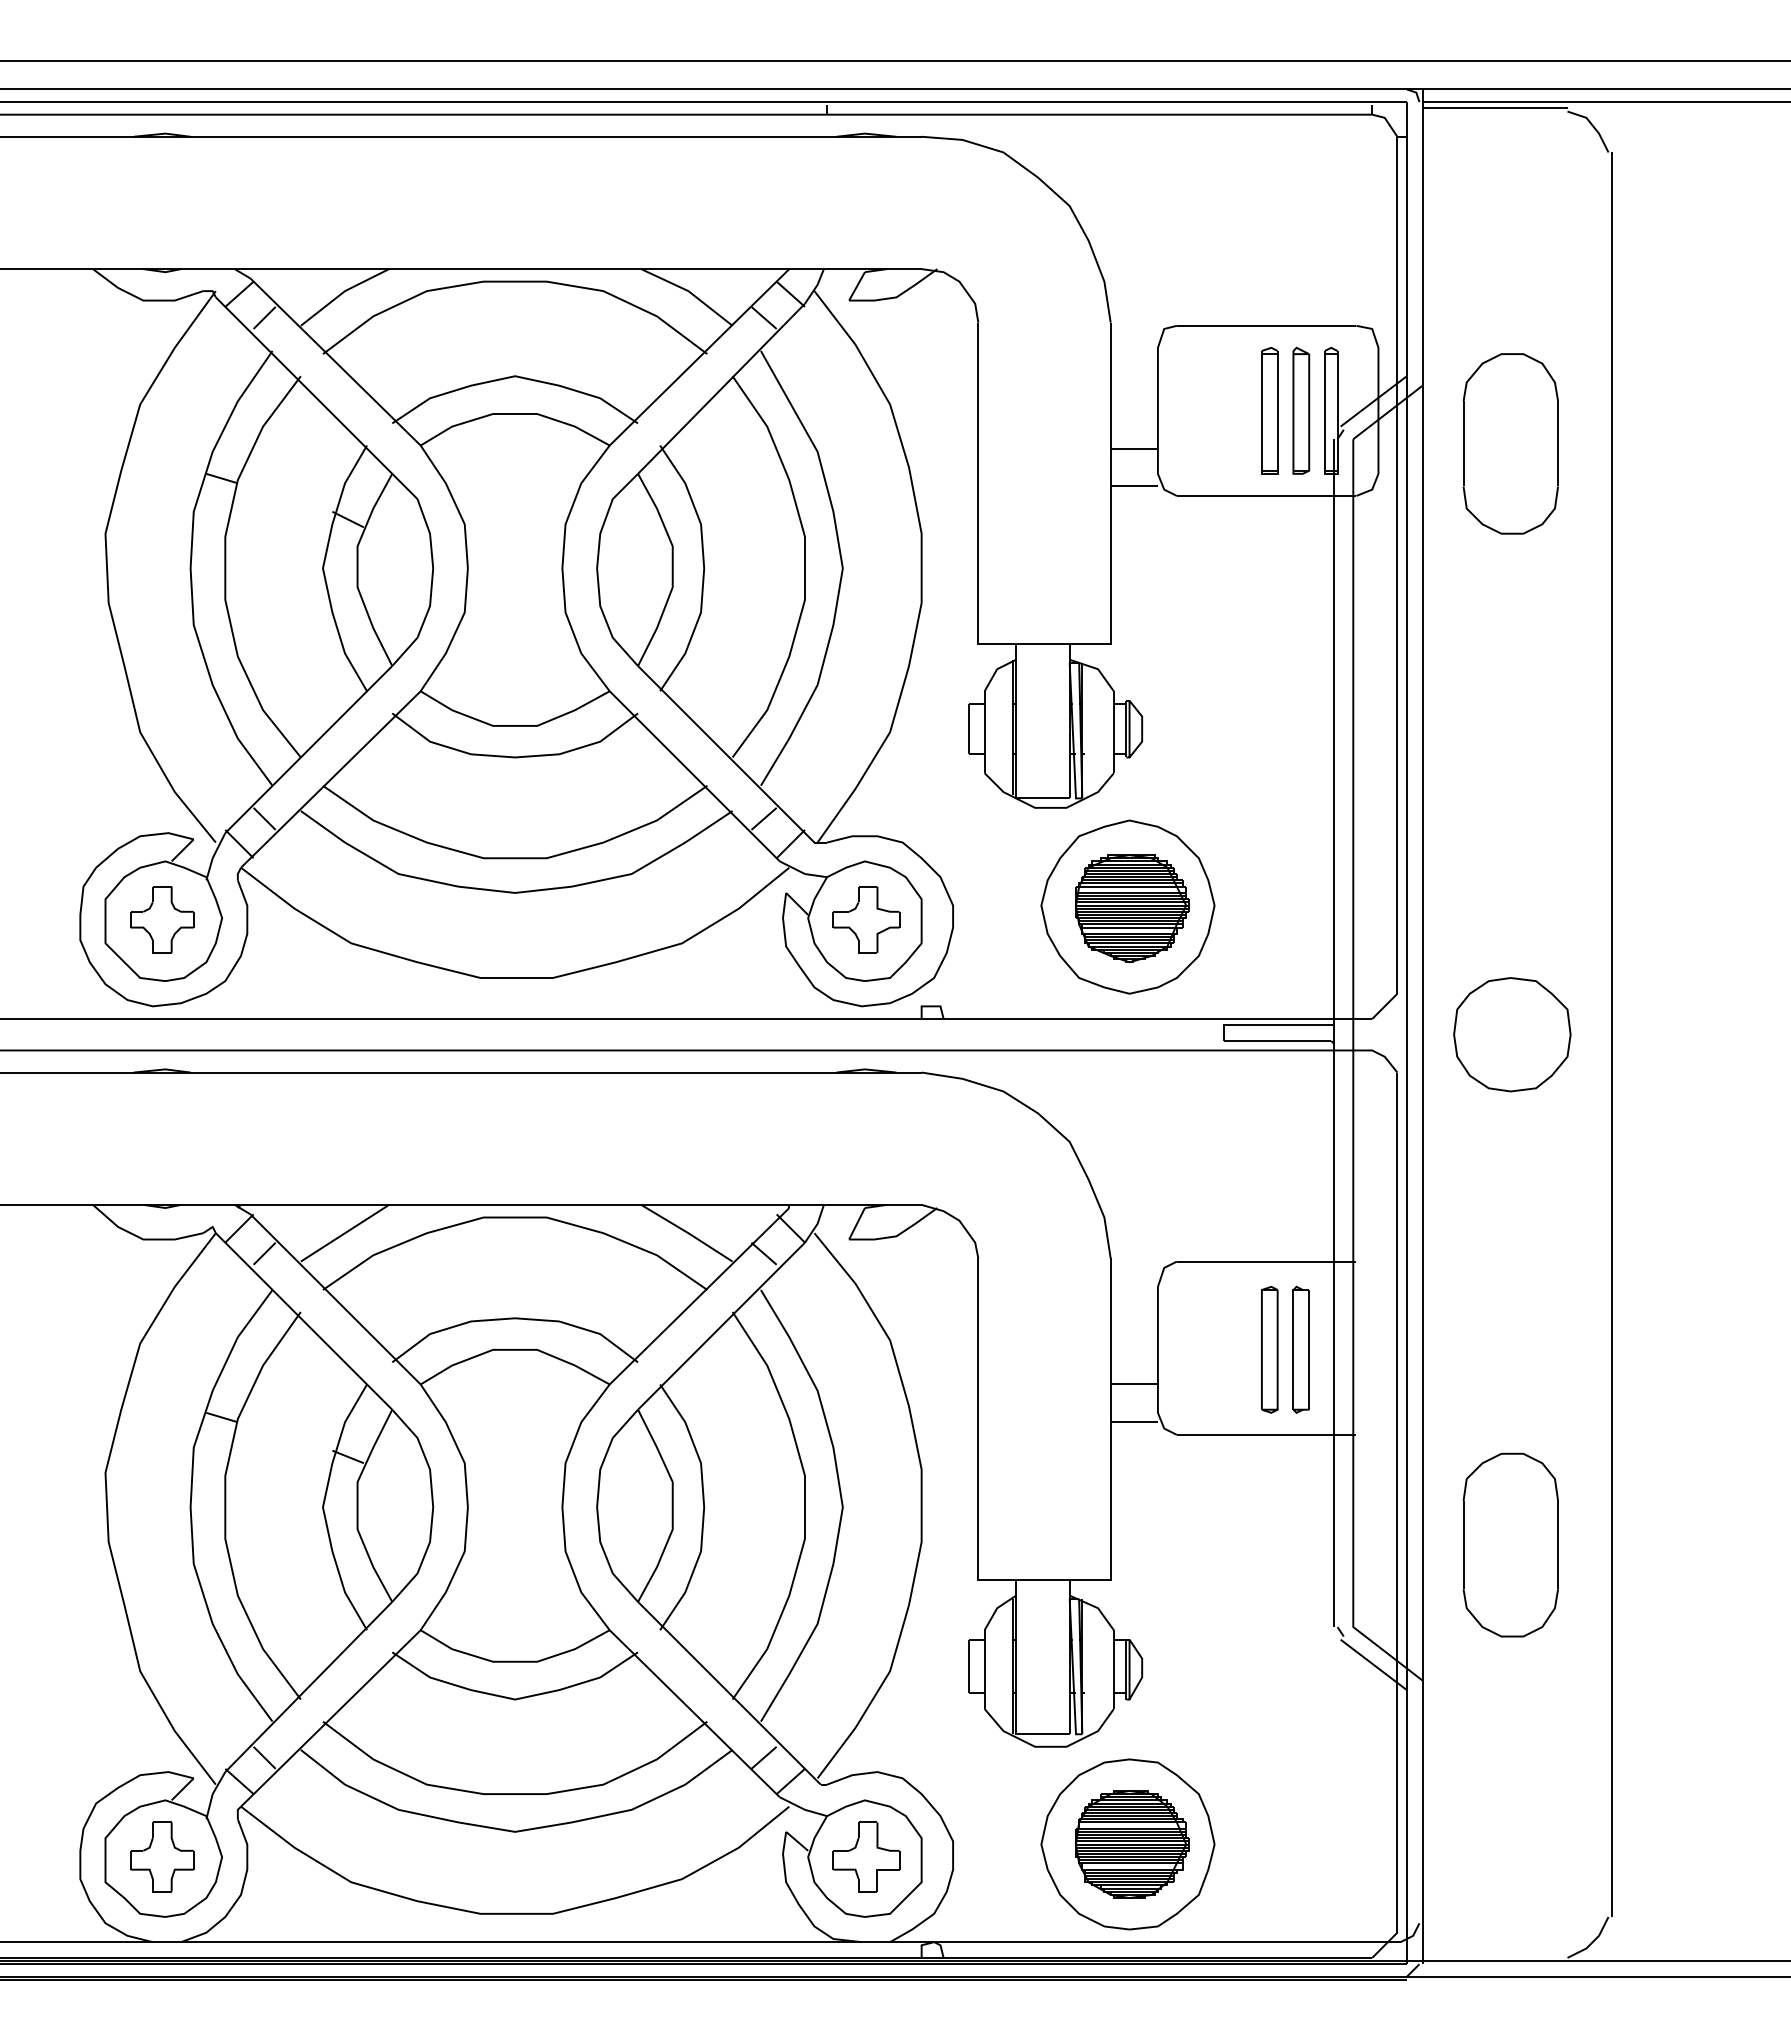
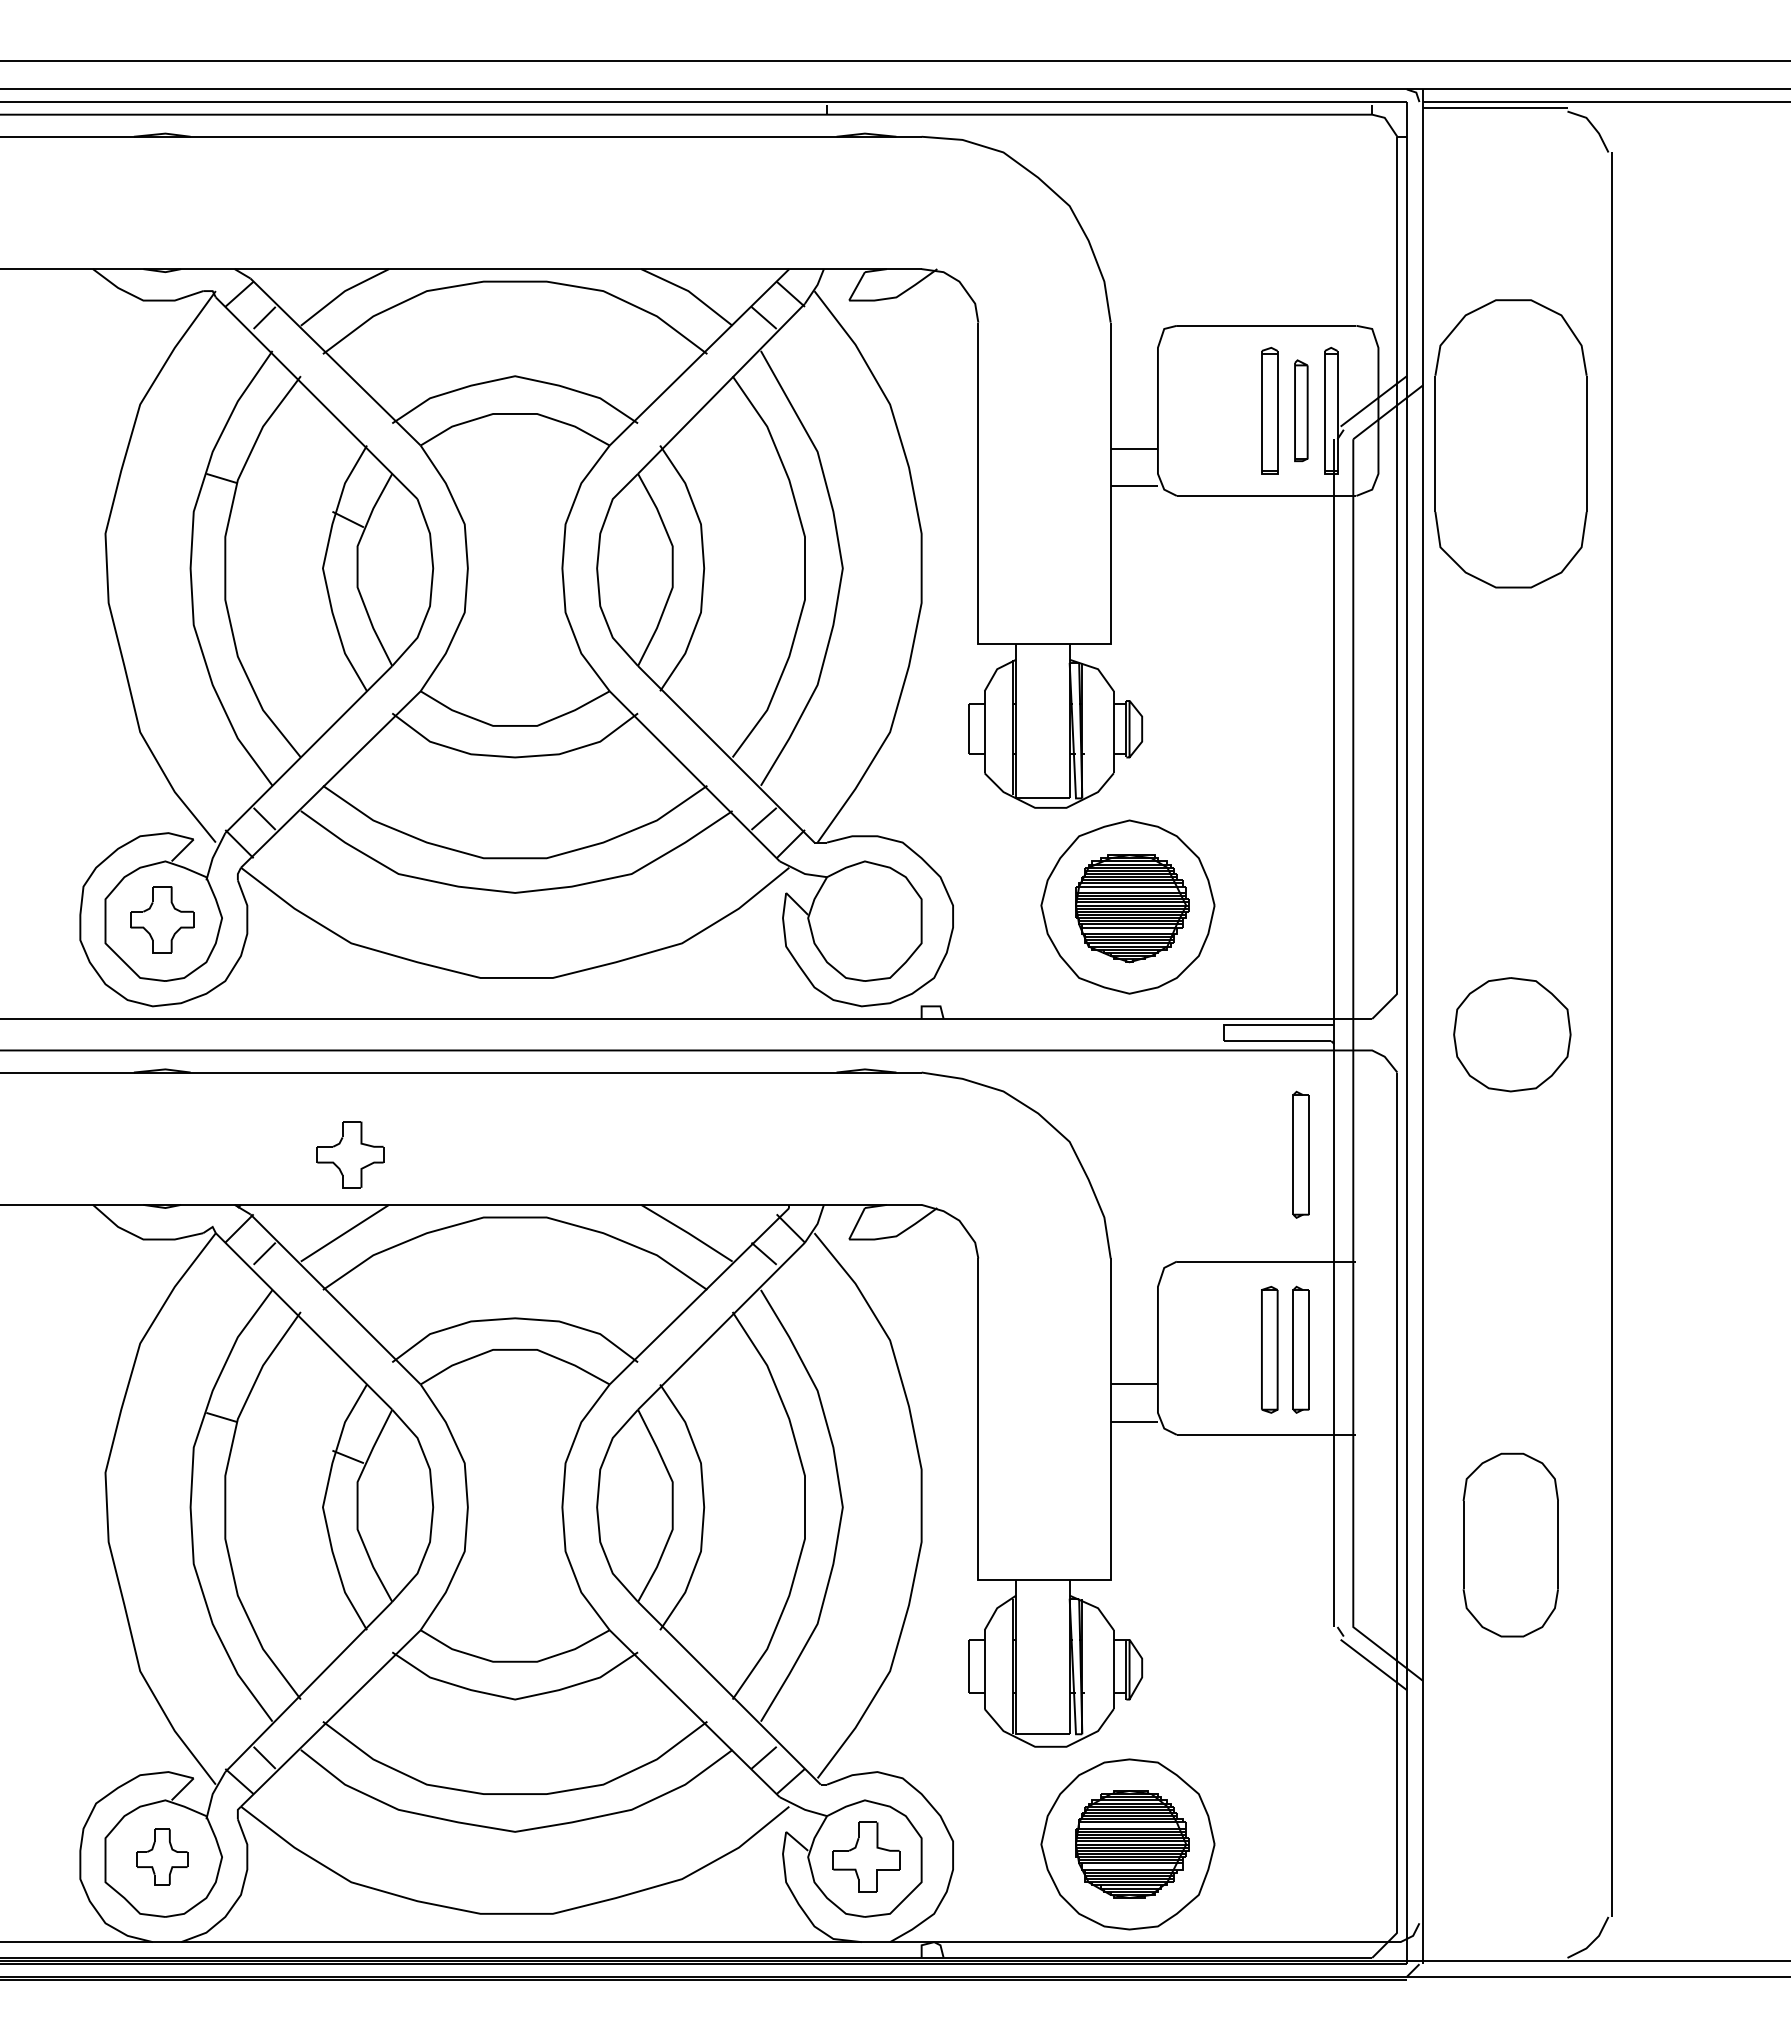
part size: 19x129 px -> 15x104 px (1301, 410)
part size: 97x182 px -> 154x290 px (1510, 443)
part position: (866, 919) -> (350, 1154) (350, 1154)
part: none -> present (1300, 1154)
part size: 65x72 px -> 53x58 px (162, 1856)
